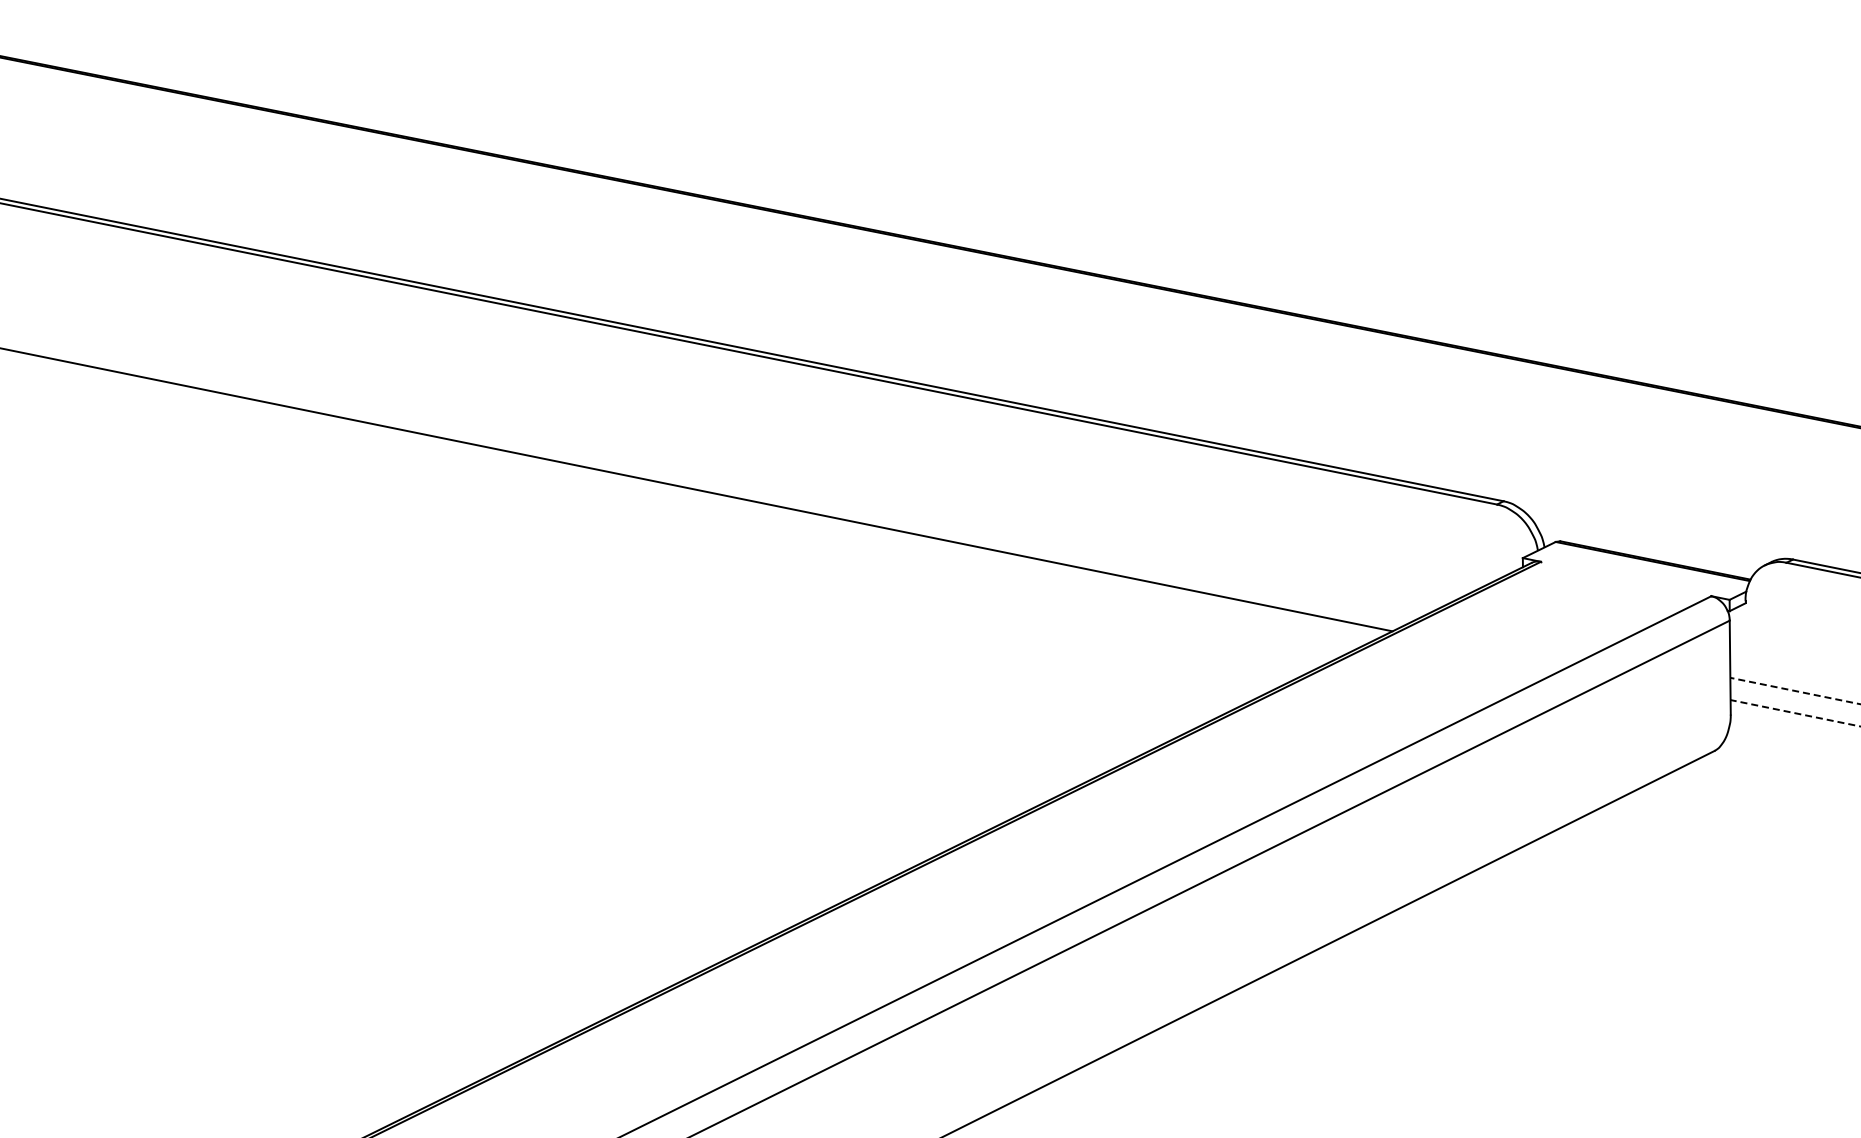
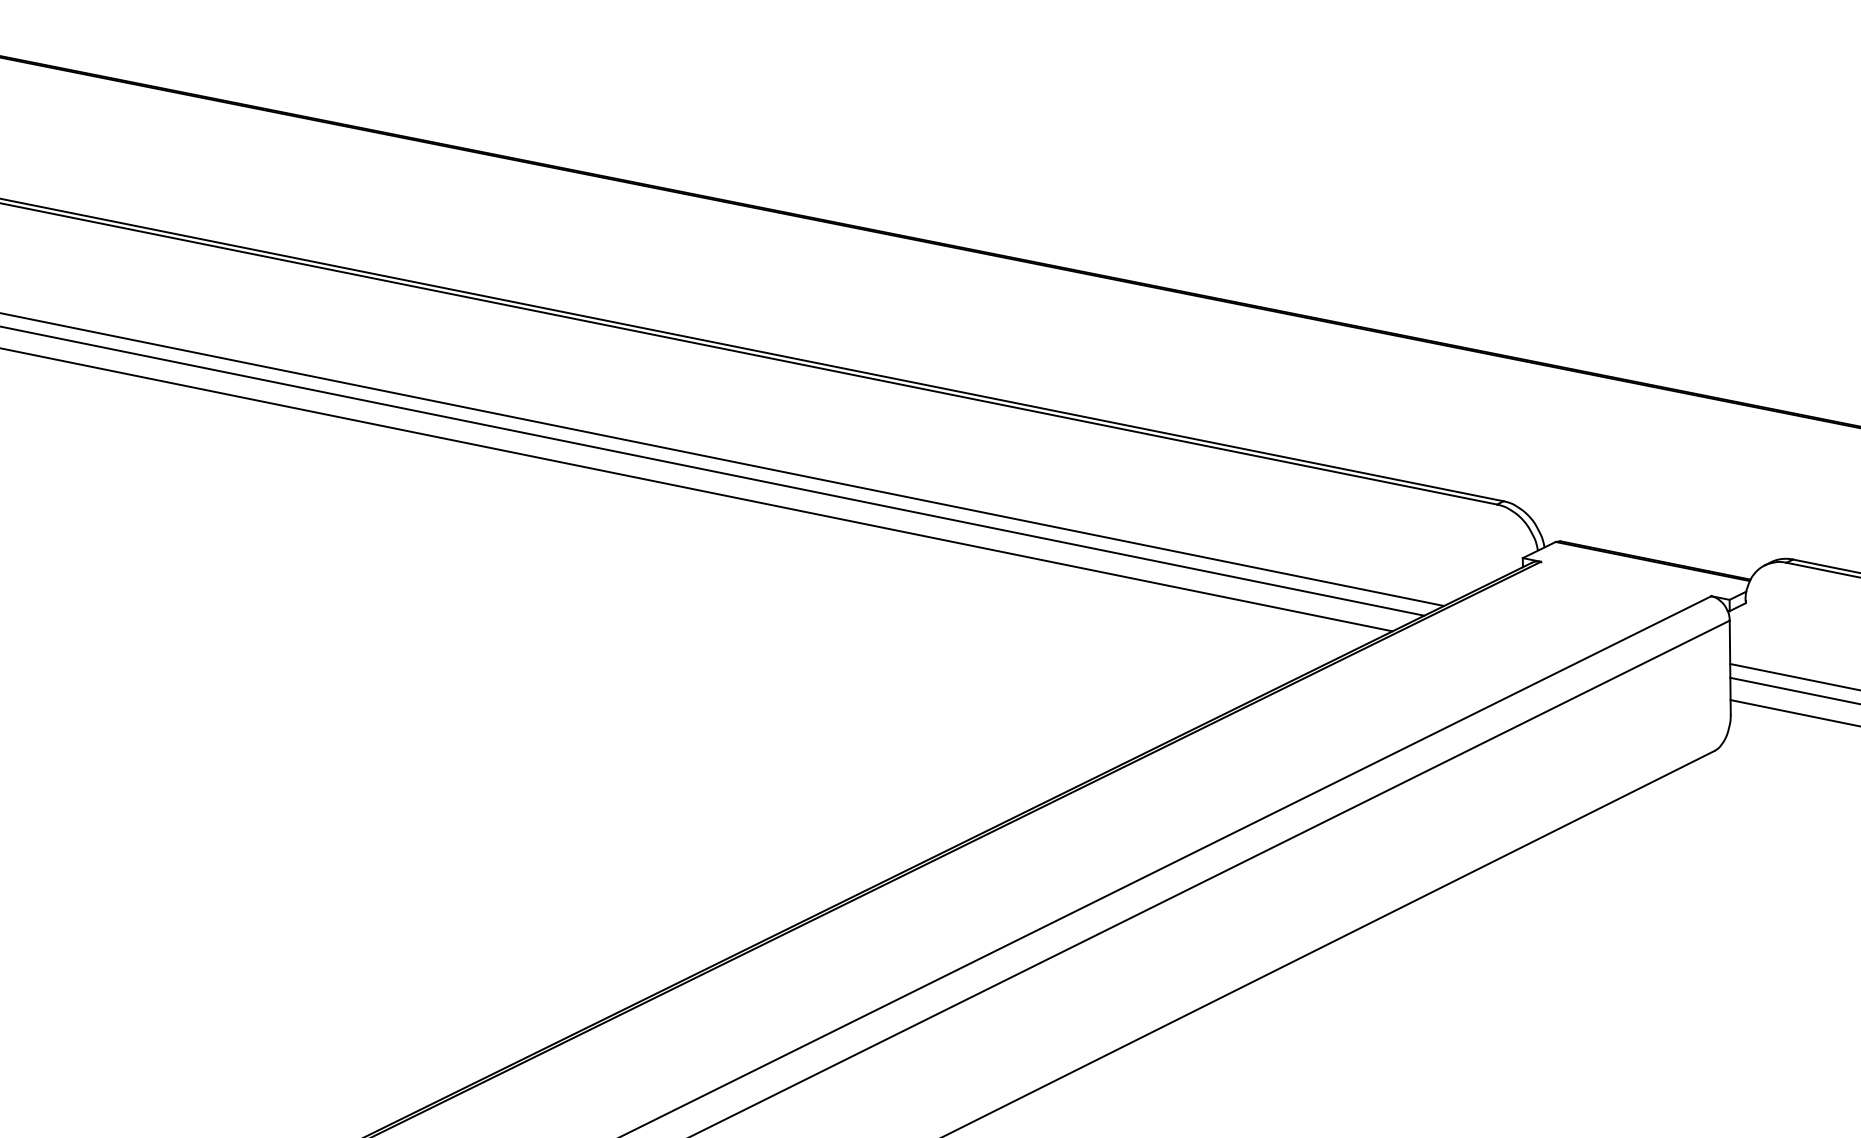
line: none -> present (723, 459)
line: none -> present (713, 471)
line: none -> present (1793, 676)
line: dashed -> solid (1795, 690)
line: dashed -> solid (1795, 713)
